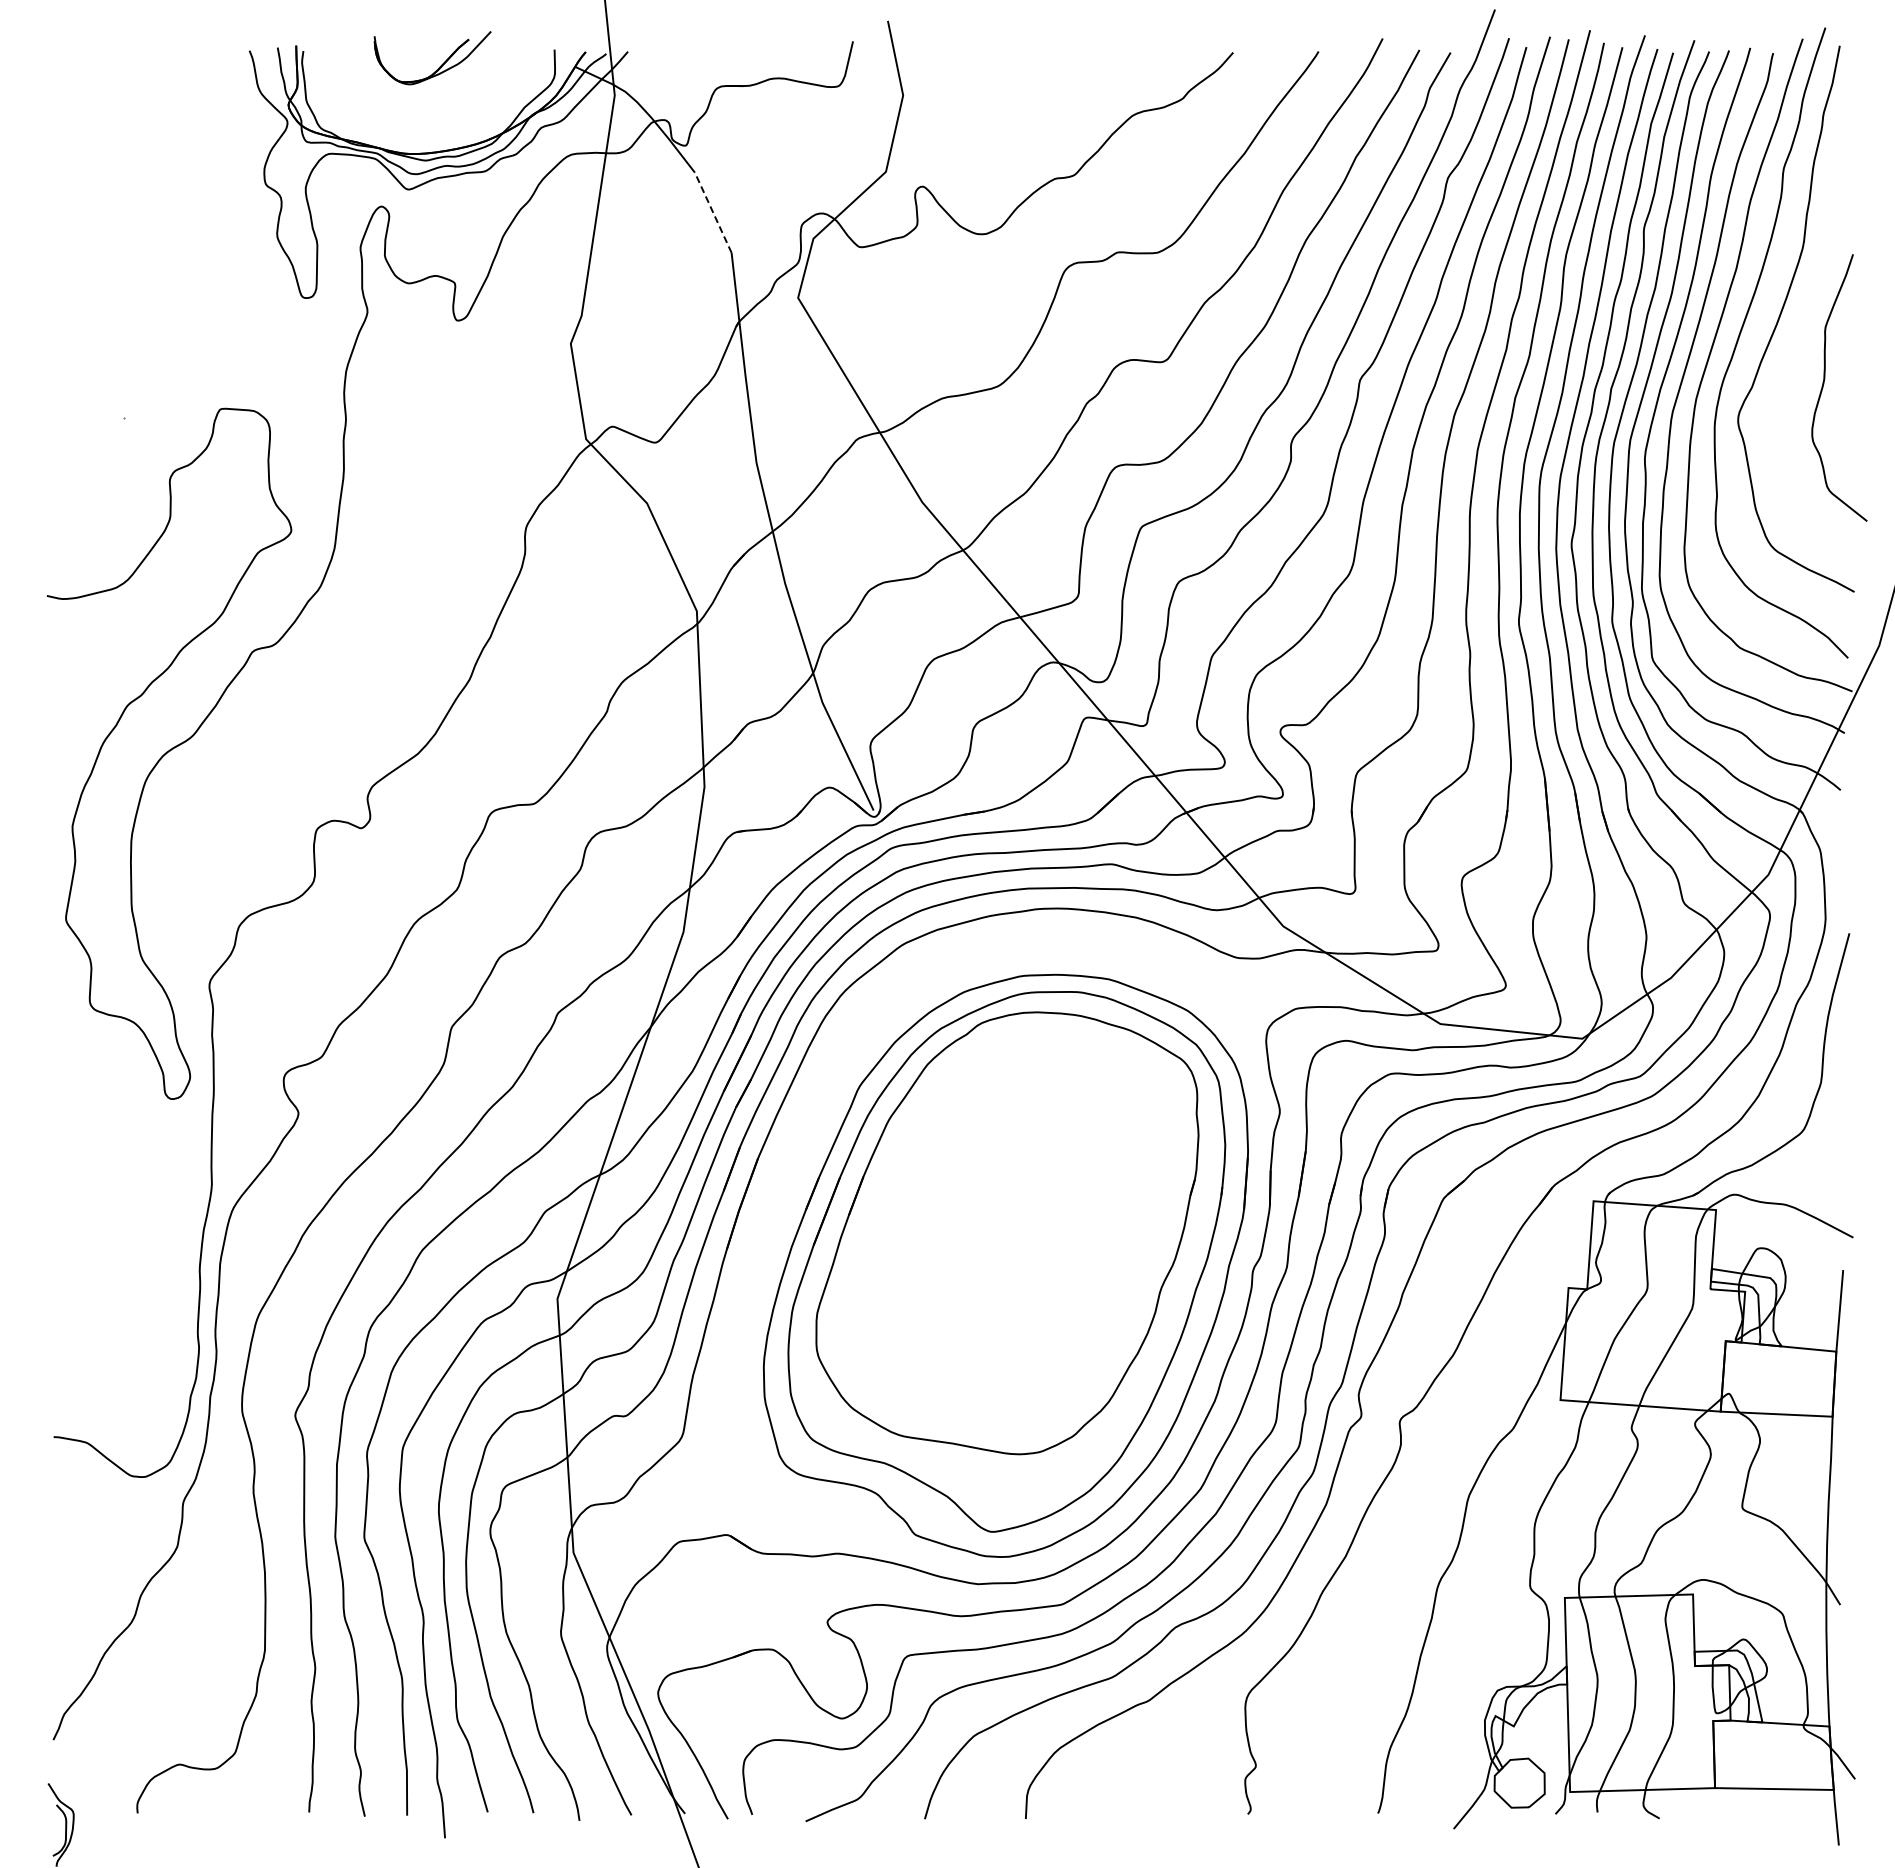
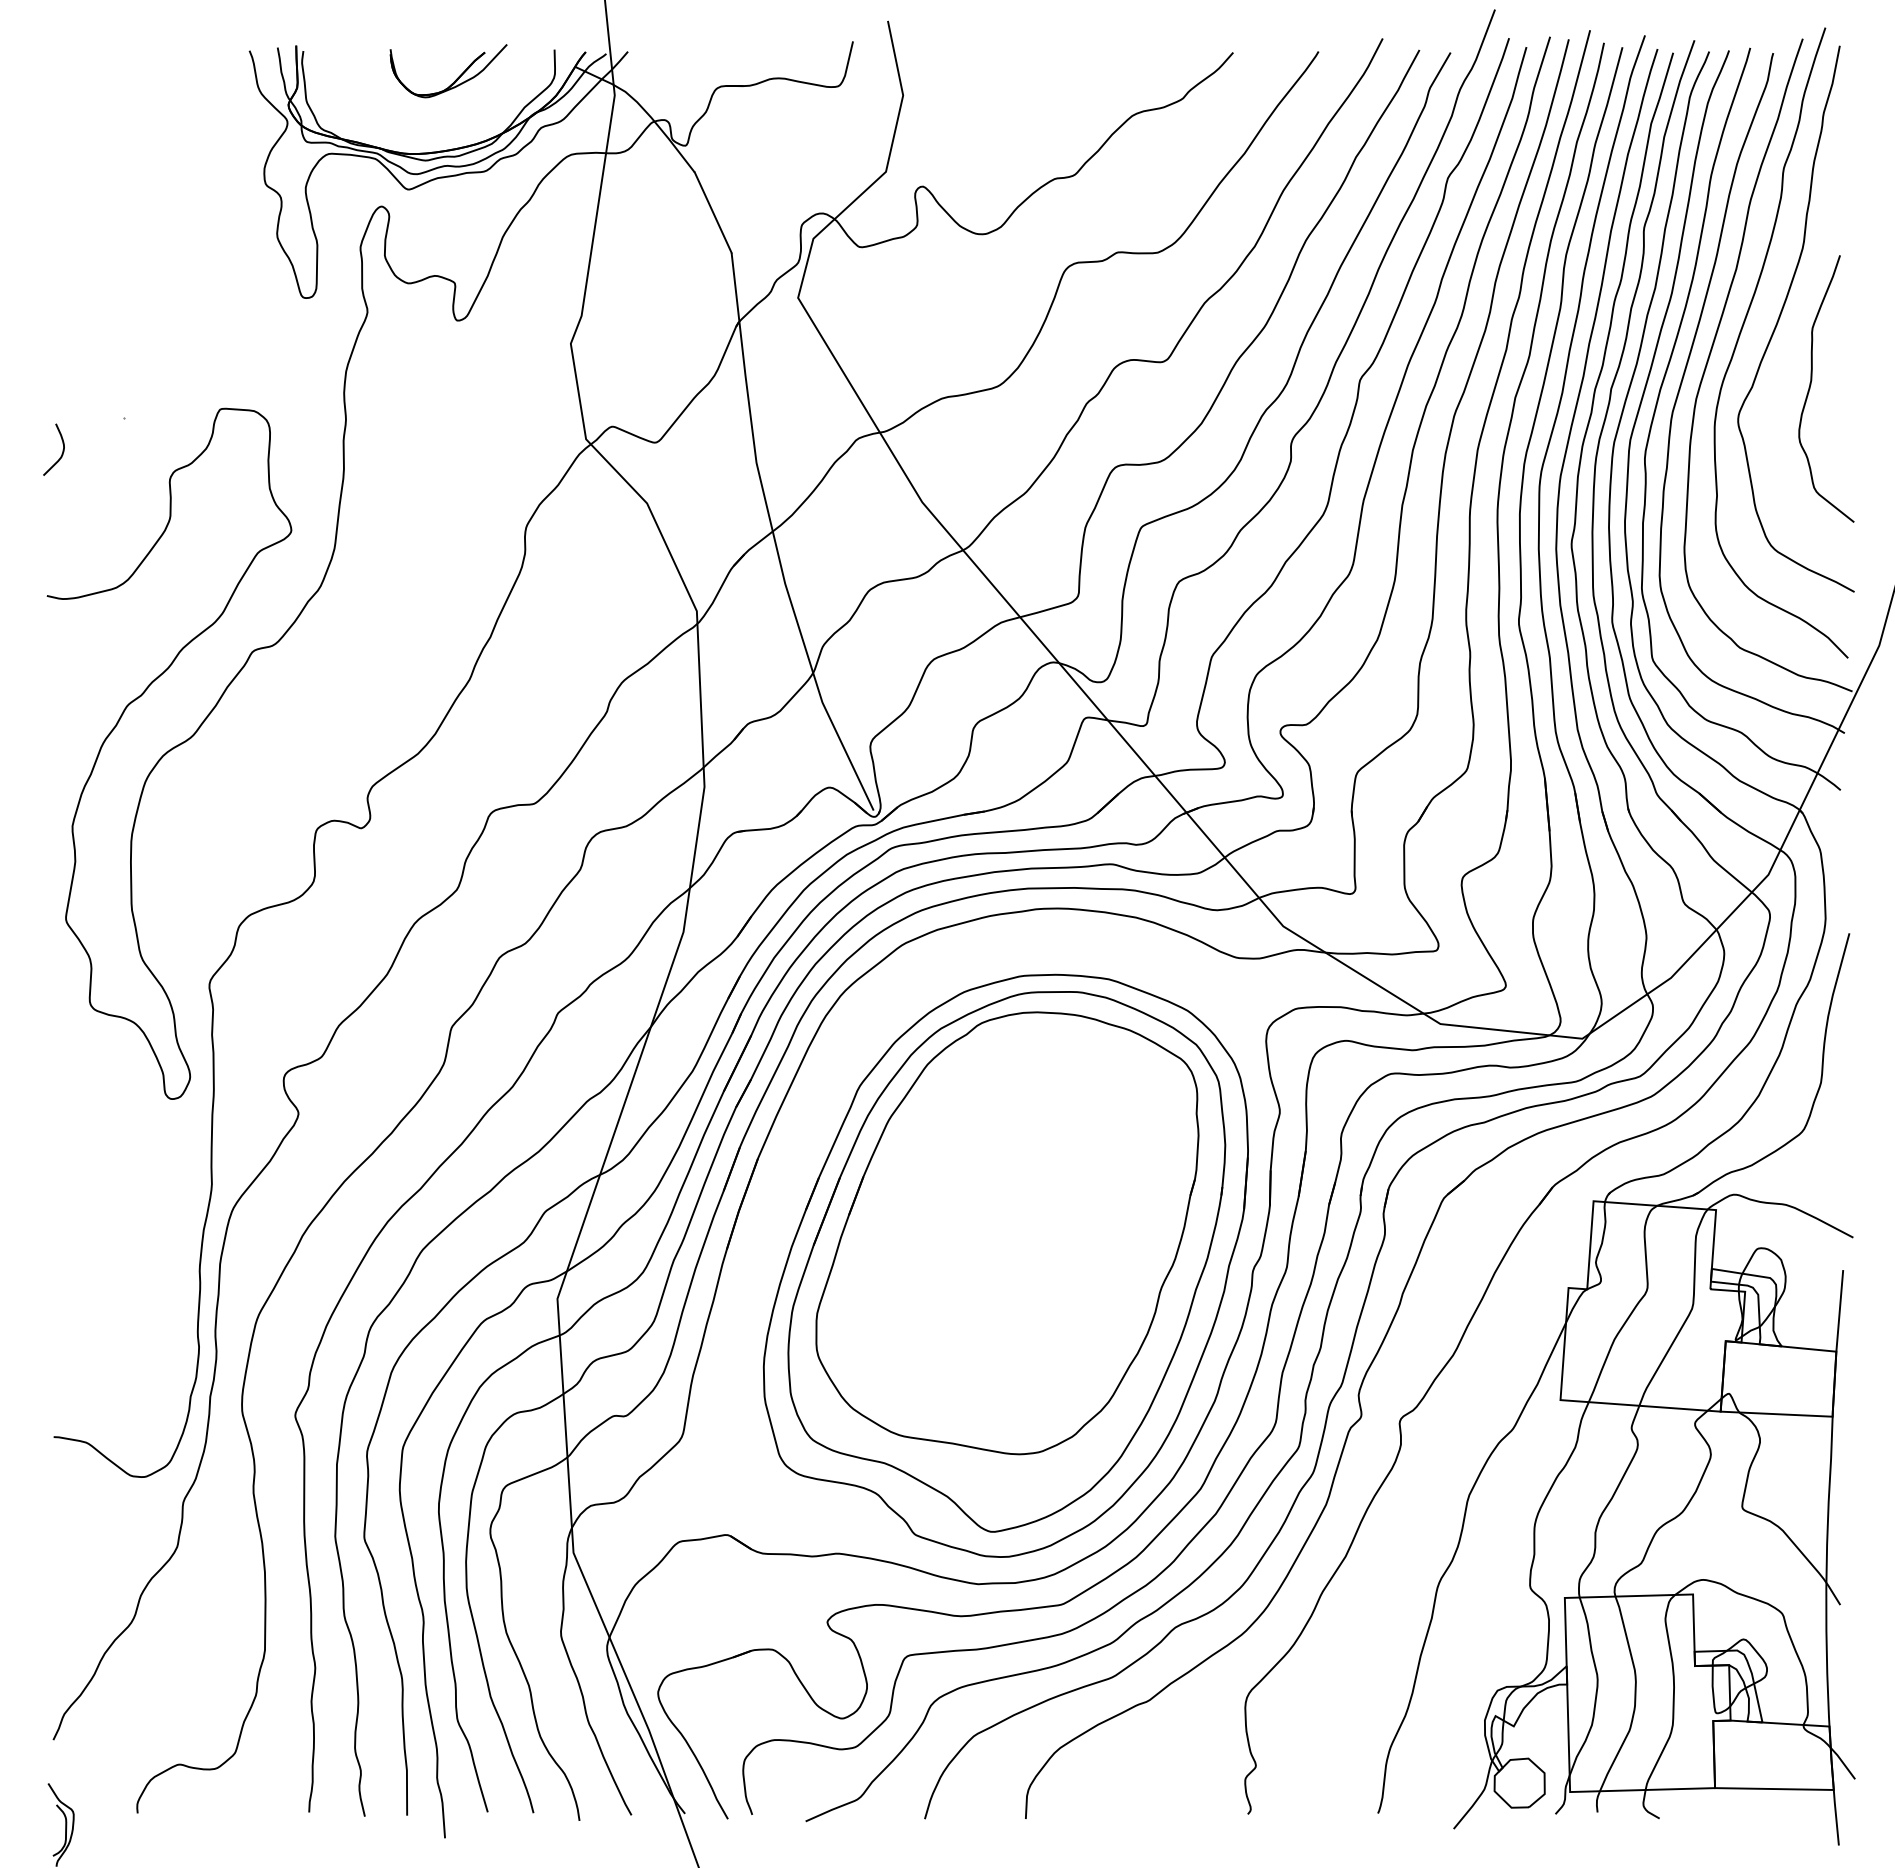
part position: (440, 65) -> (456, 78) (456, 78)
line: dashed -> solid (713, 212)
curve position: (1824, 384) -> (1811, 385) (1811, 385)
curve: none -> present (61, 453)
